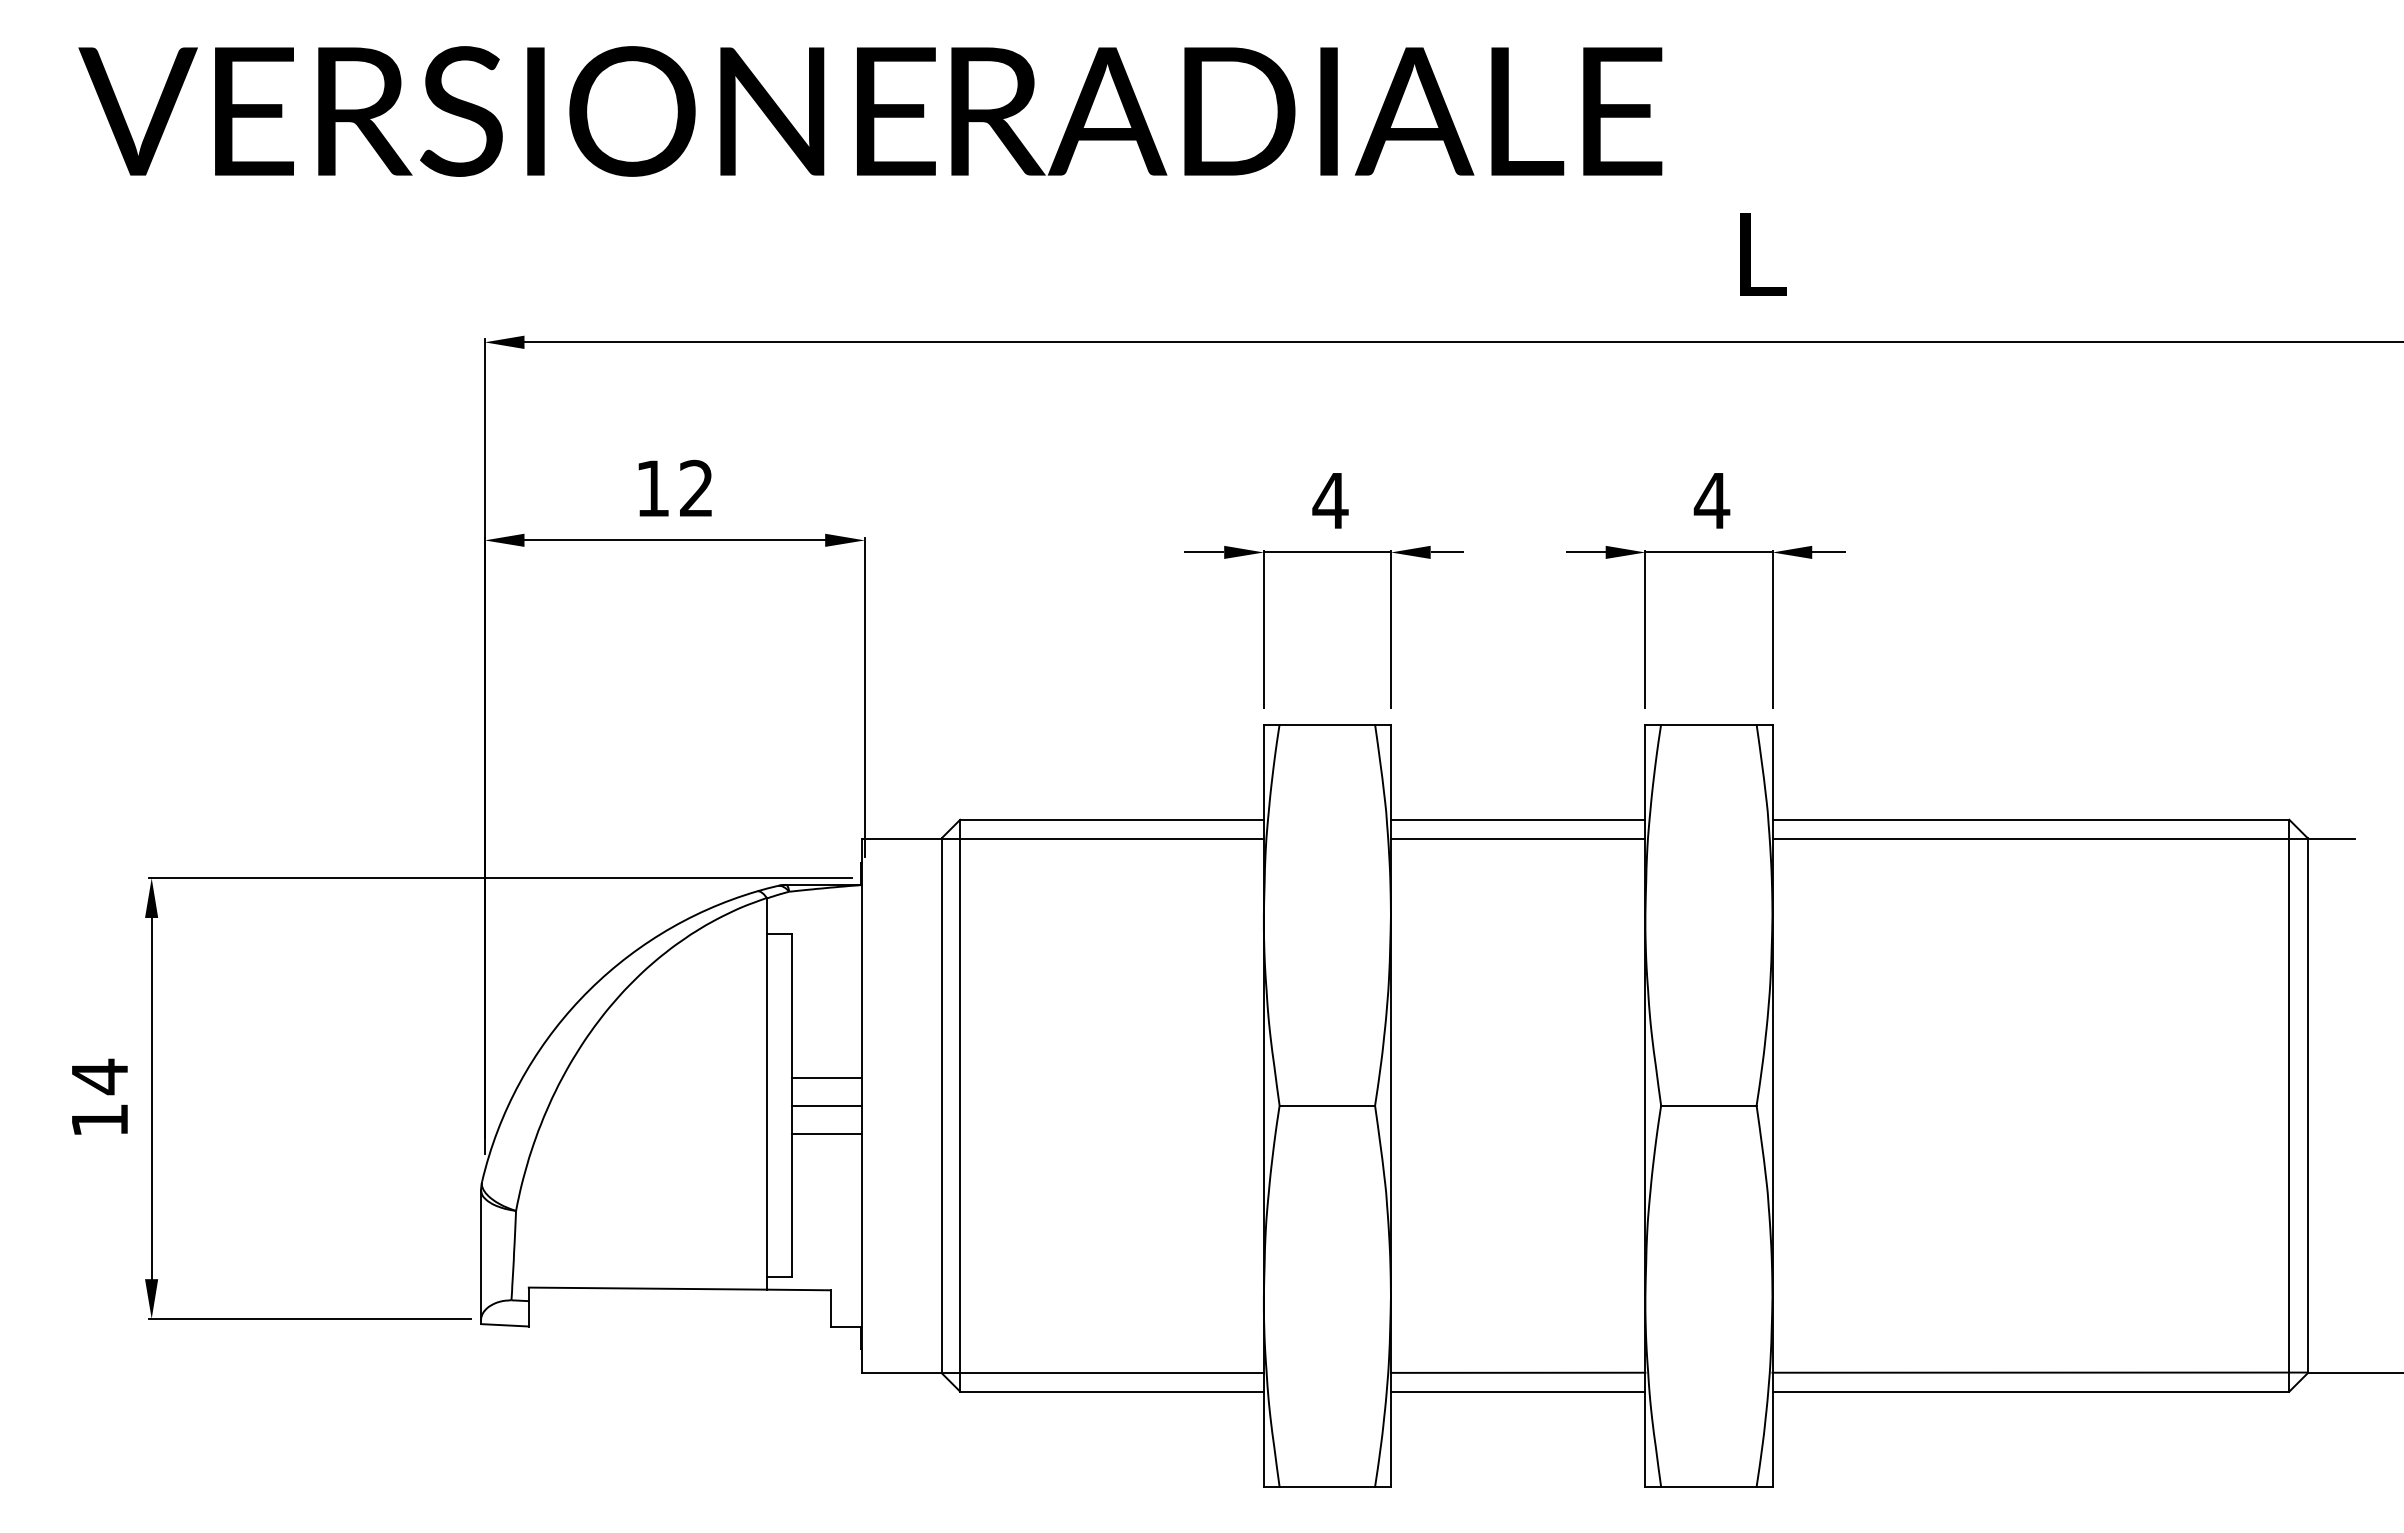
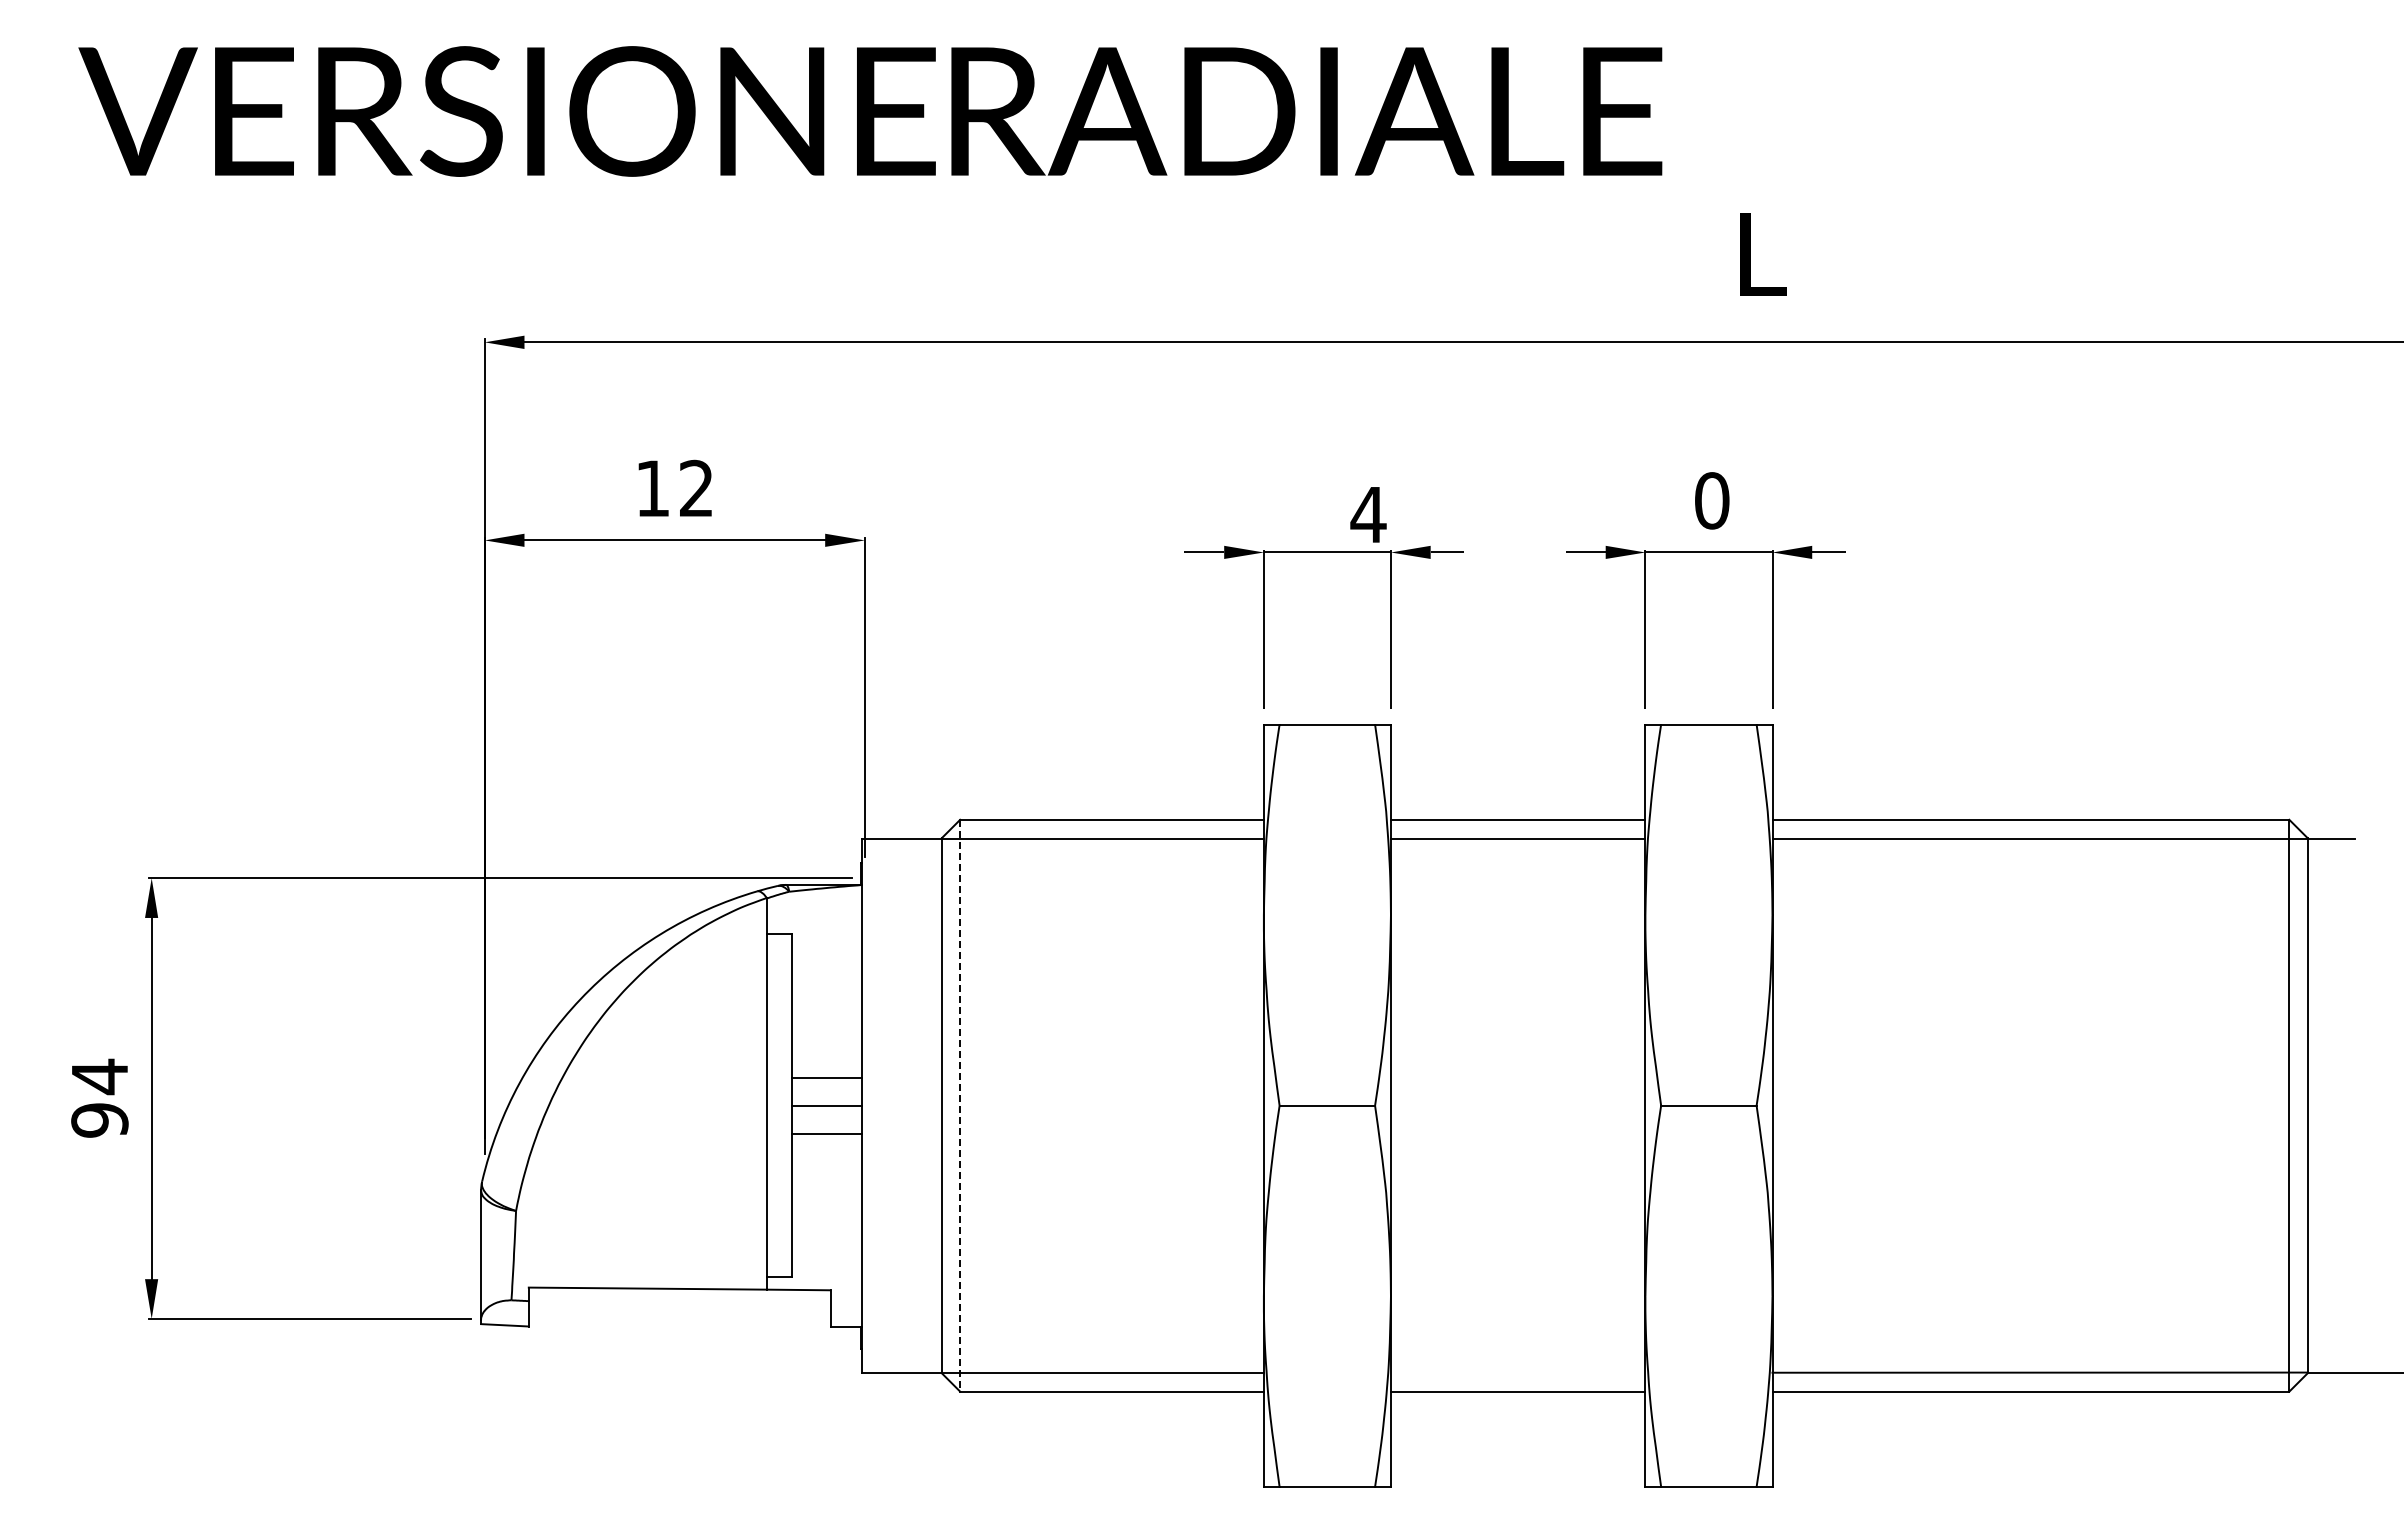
text position: (1330, 500) -> (1368, 514) (1368, 514)
text: 4 -> 0 (1711, 500)
line: solid -> dashed (960, 1105)
text: 14 -> 94 (99, 1120)
line: present -> none (1517, 1372)
